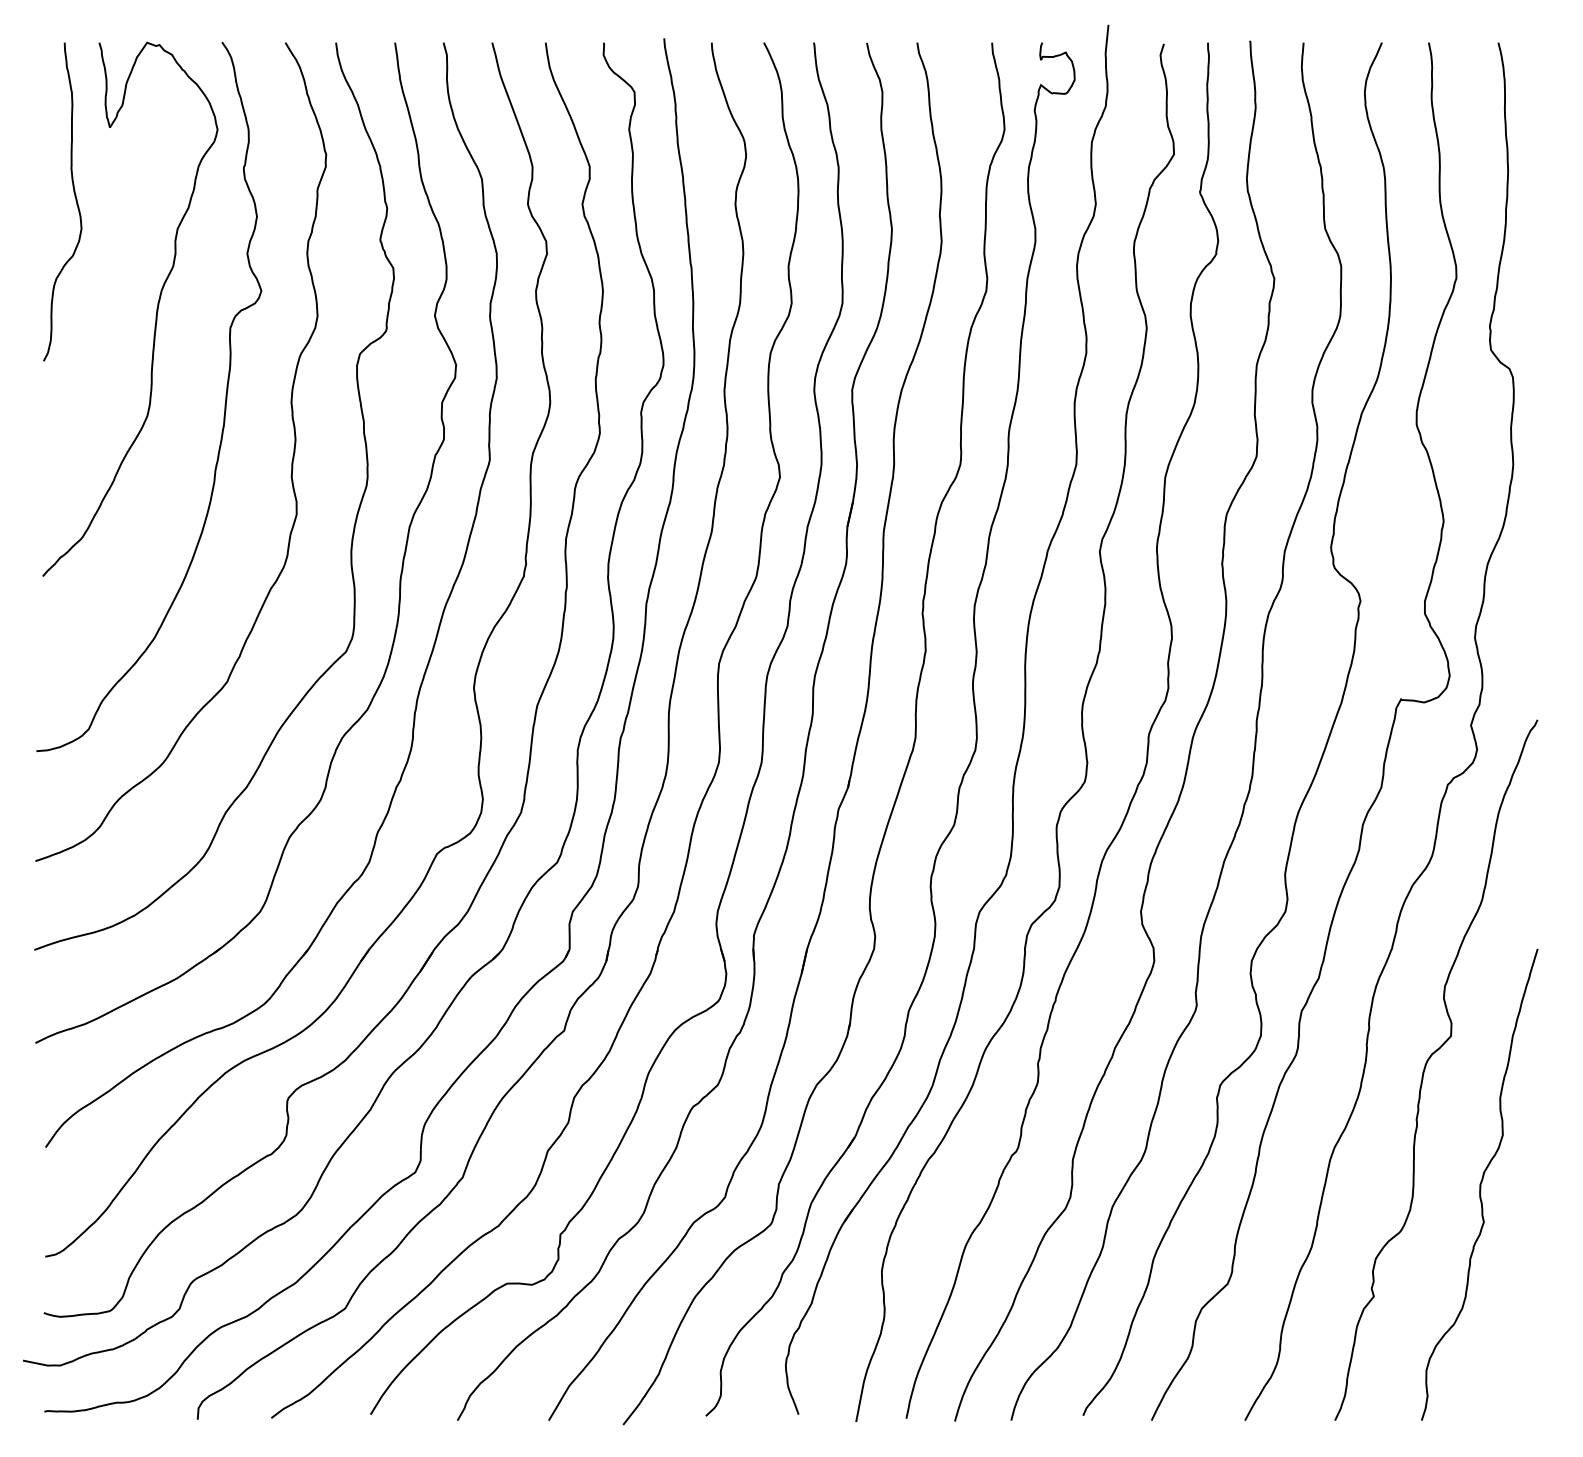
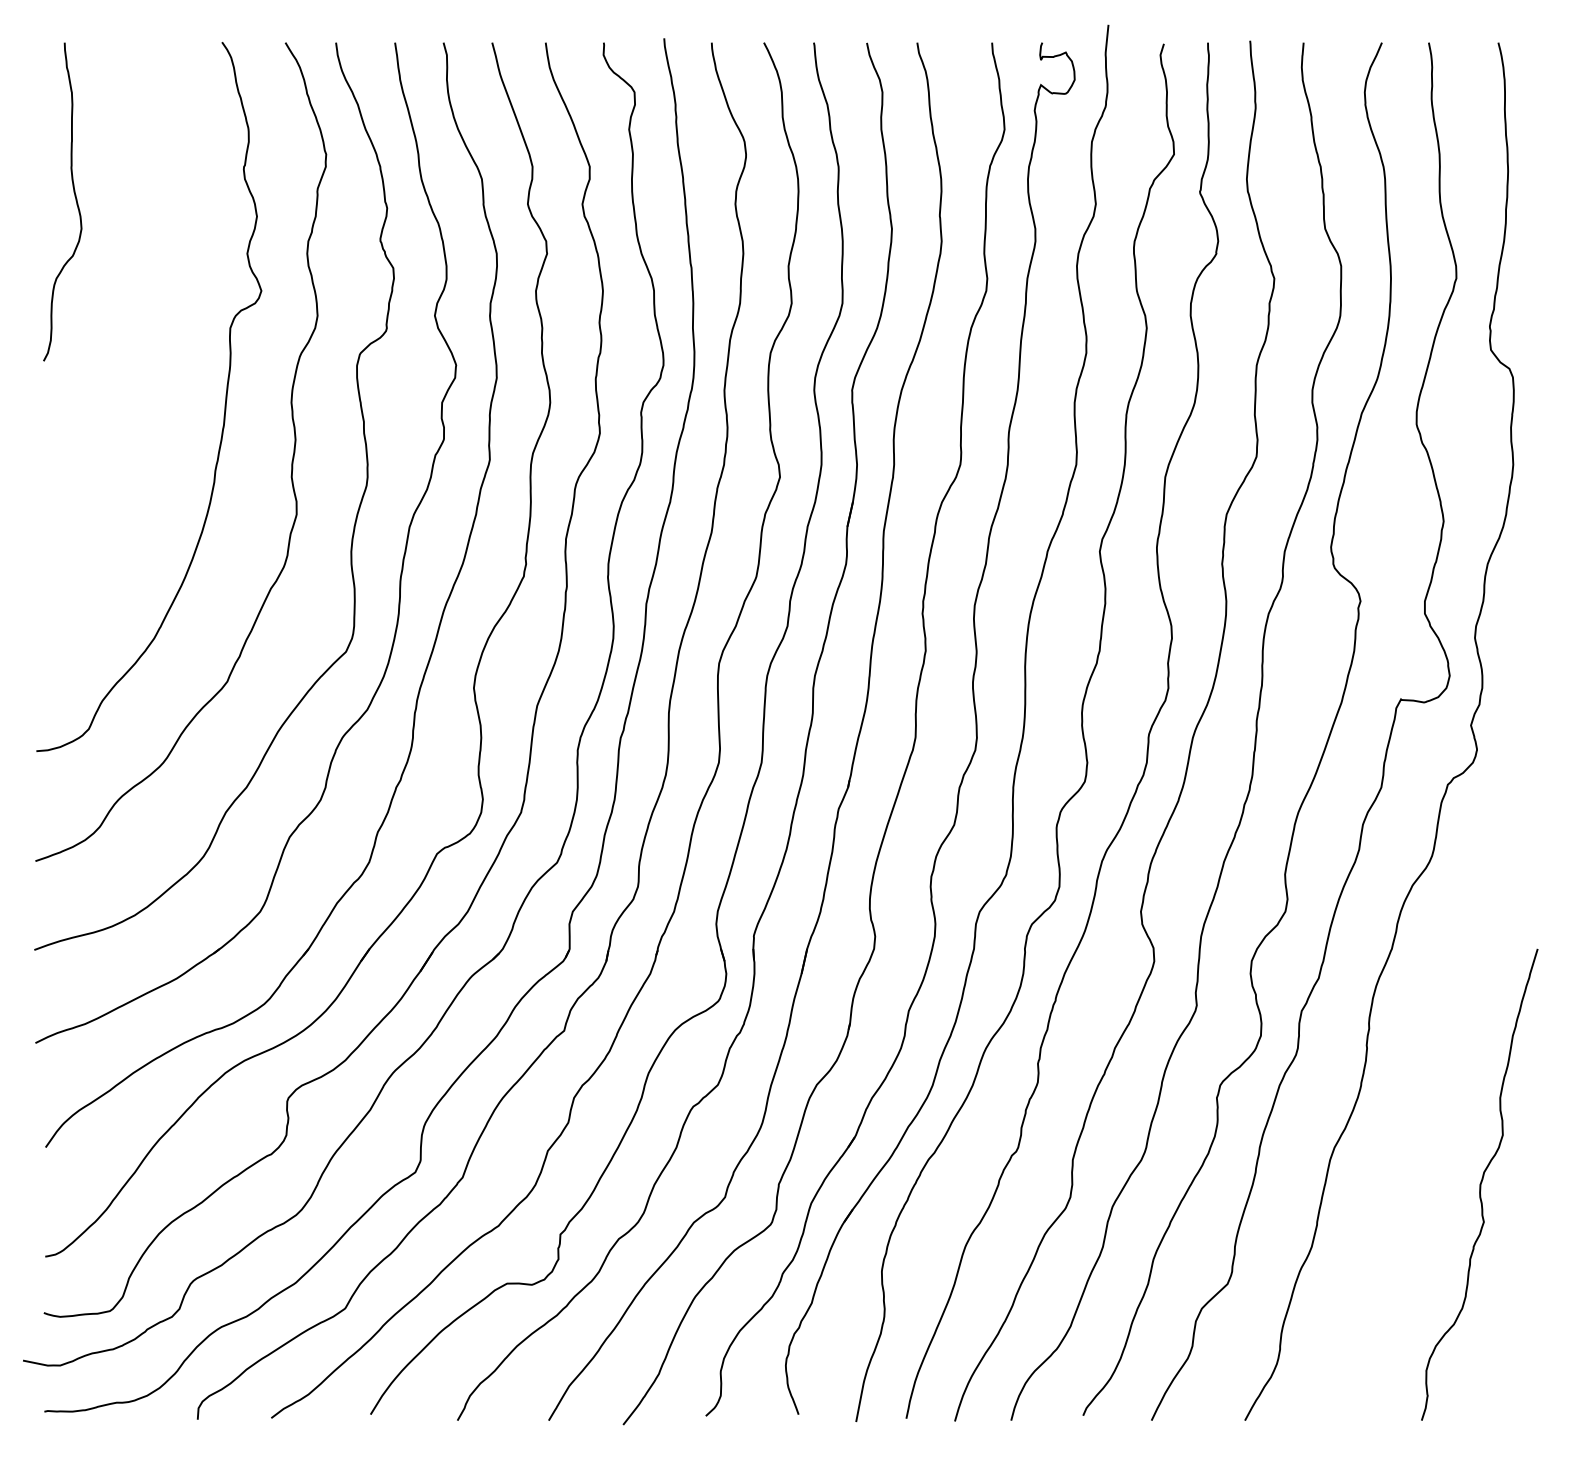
curve: present -> none (155, 315)
curve: present -> none (1426, 1066)
